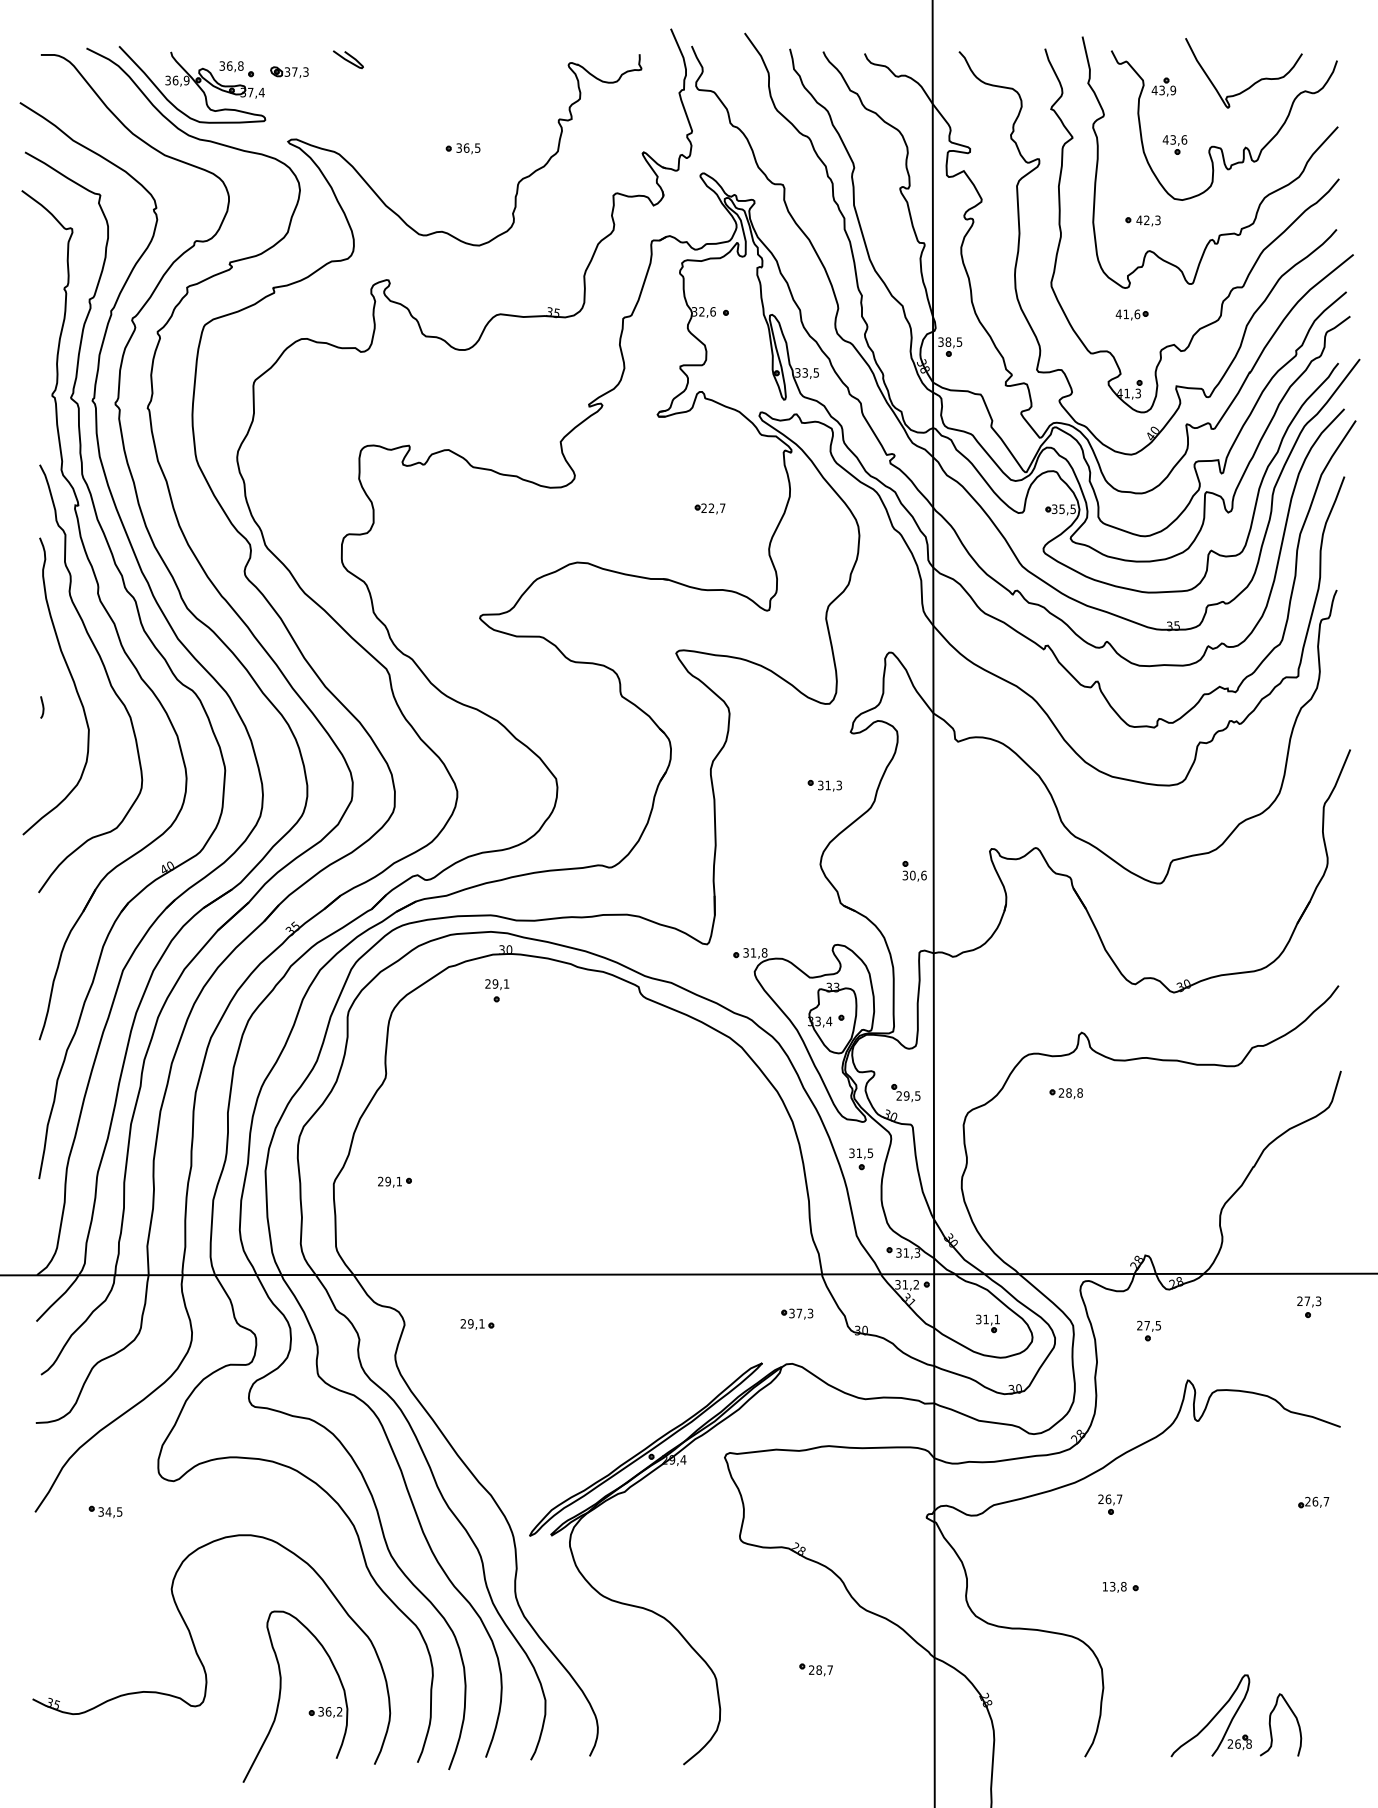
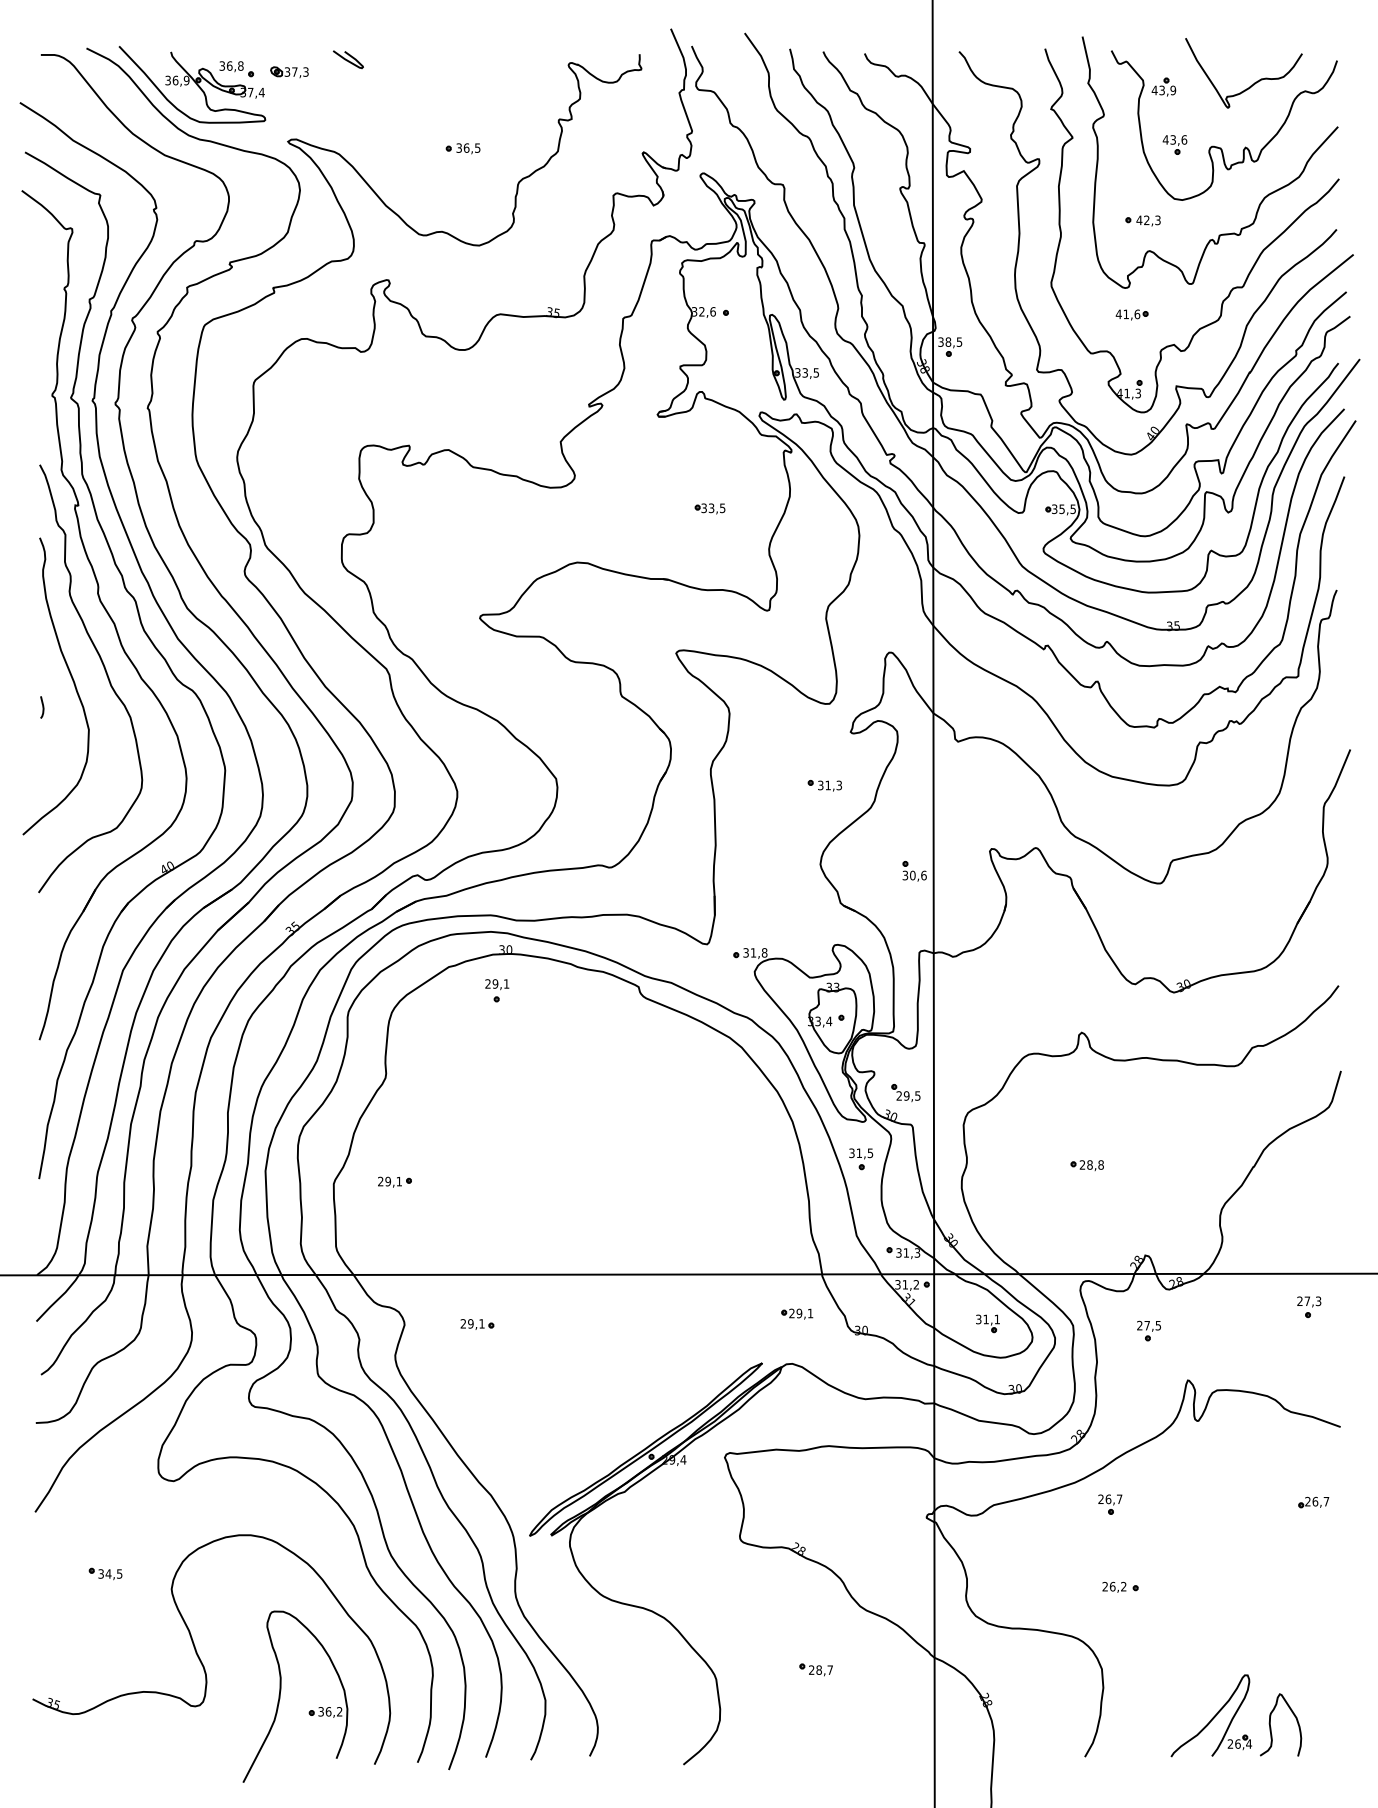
text: 22,7 -> 33,5 (713, 508)
part position: (1065, 1093) -> (1086, 1165) (1086, 1165)
text: 37,3 -> 29,1 (801, 1313)
part position: (105, 1511) -> (105, 1573) (105, 1573)
text: 13,8 -> 26,2 (1114, 1586)
text: 26,8 -> 26,4 (1248, 1743)
